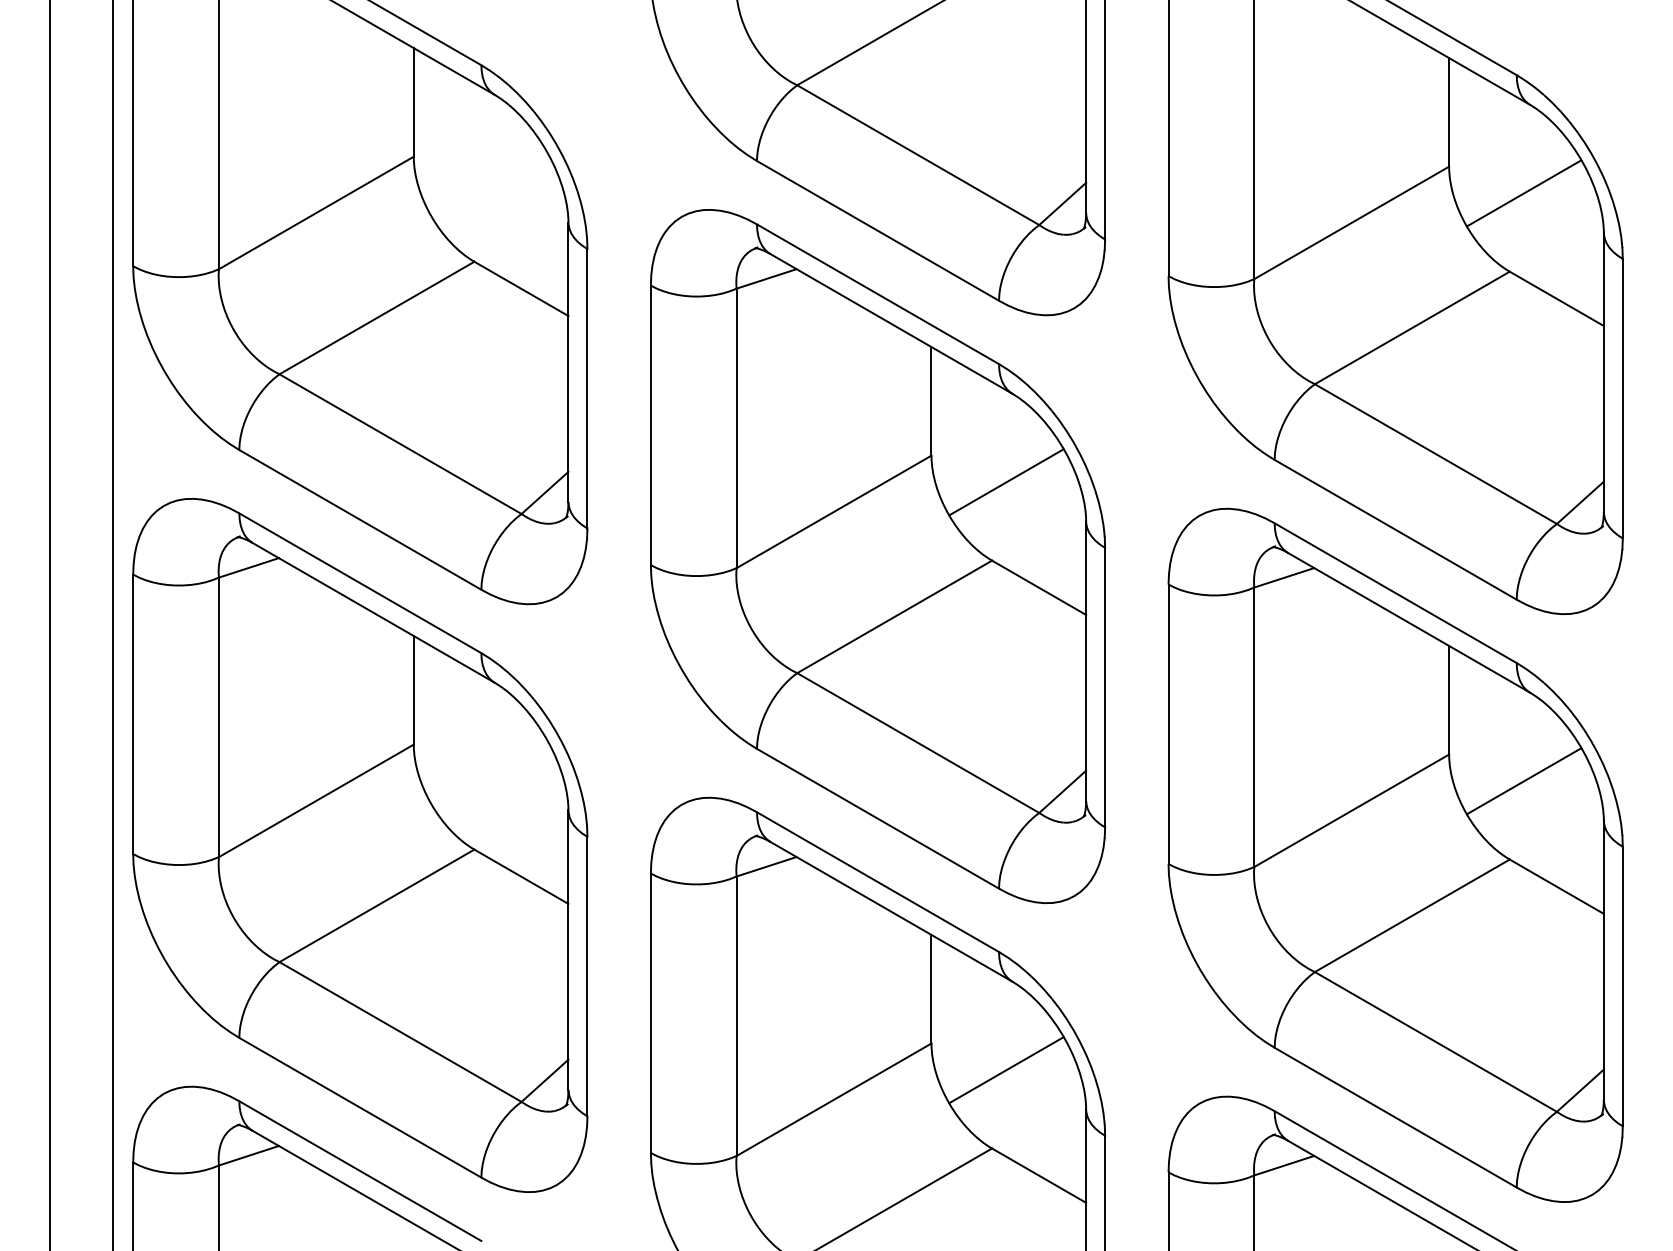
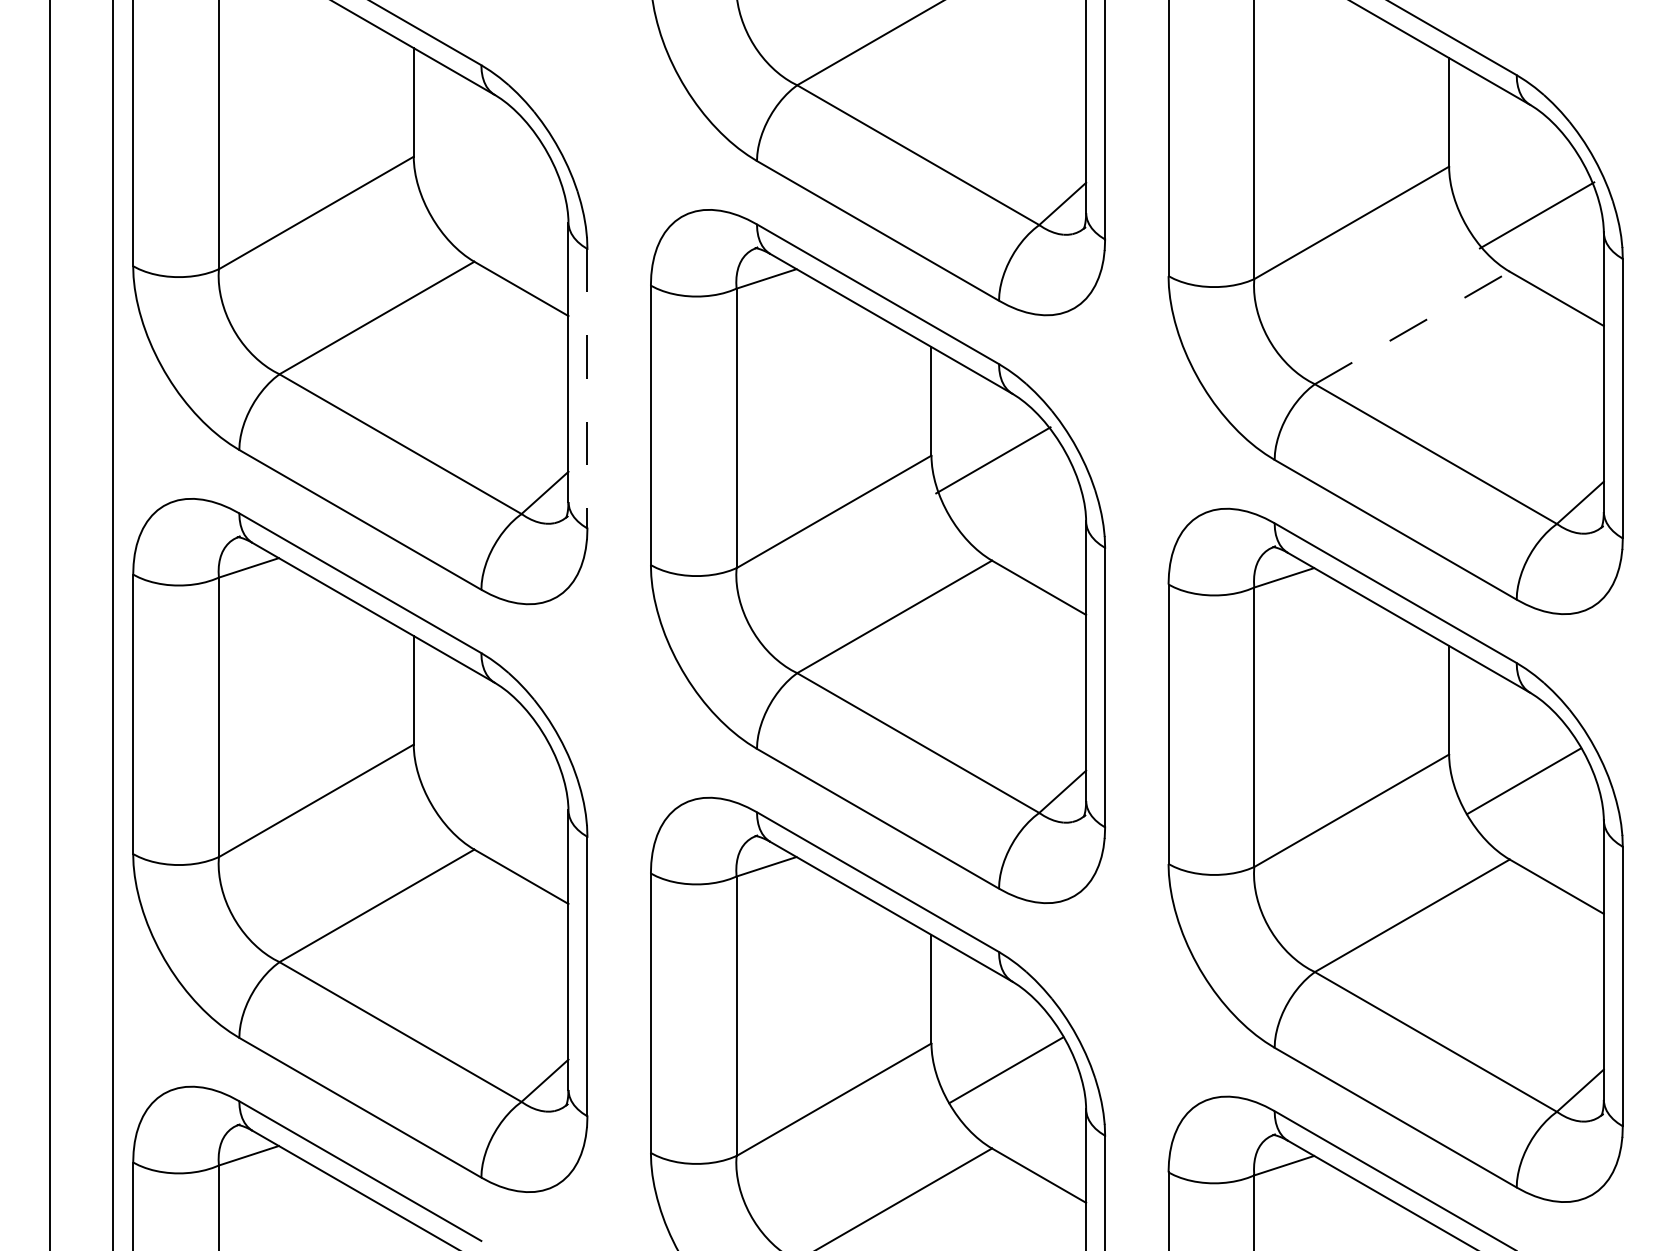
line position: (1523, 193) -> (1536, 215) (1536, 215)
line: solid -> dashed (1412, 327)
line: solid -> dashed (587, 388)
line position: (1006, 482) -> (993, 460) (993, 460)
